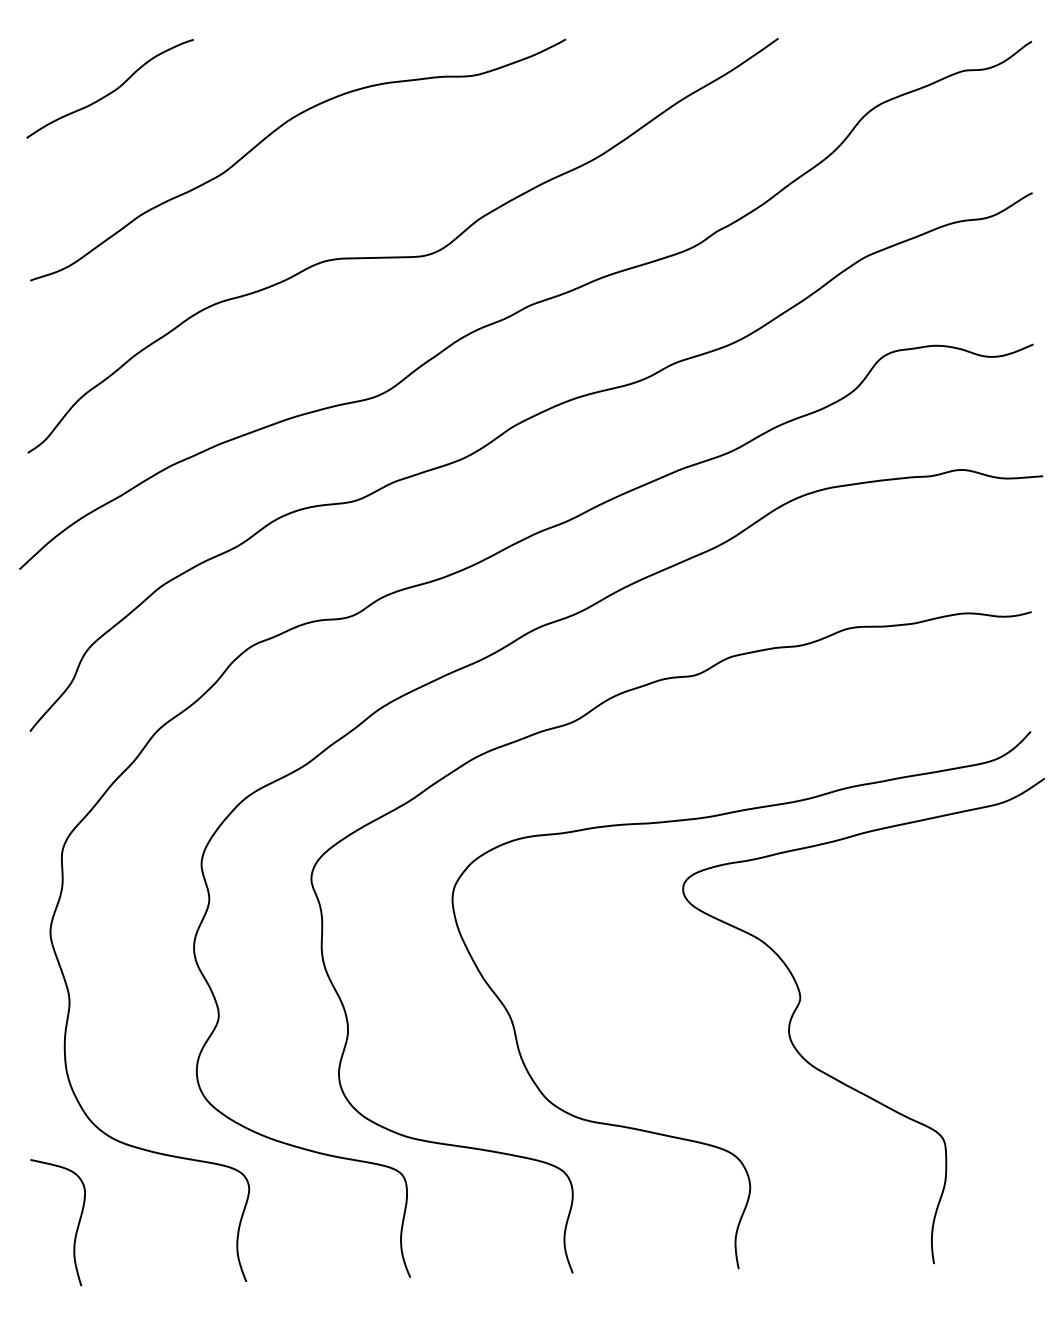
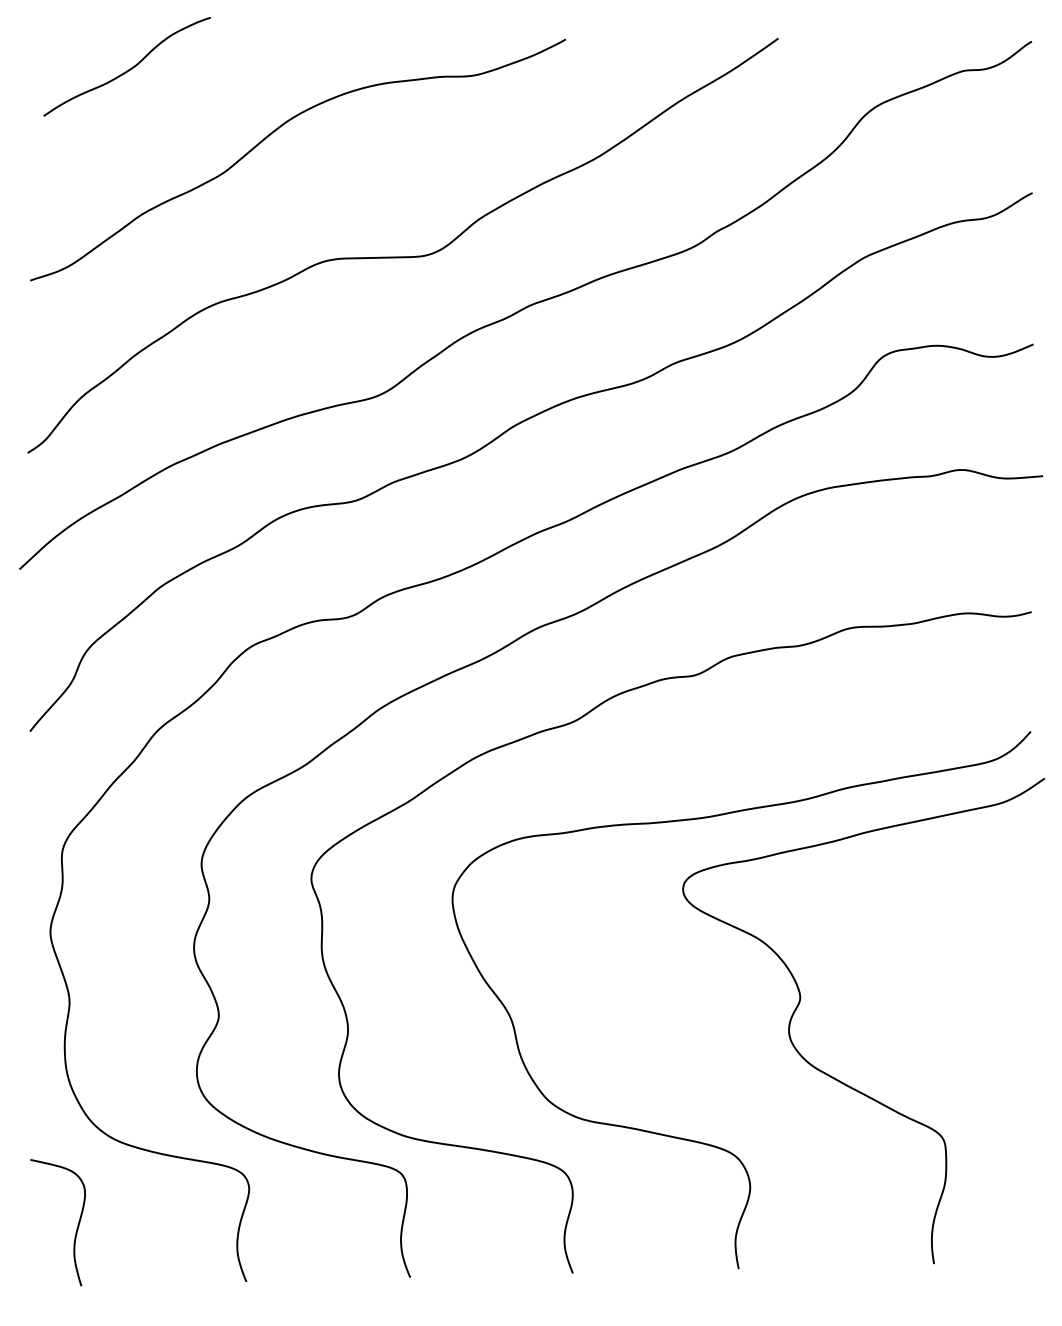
curve position: (112, 90) -> (129, 68) (129, 68)
